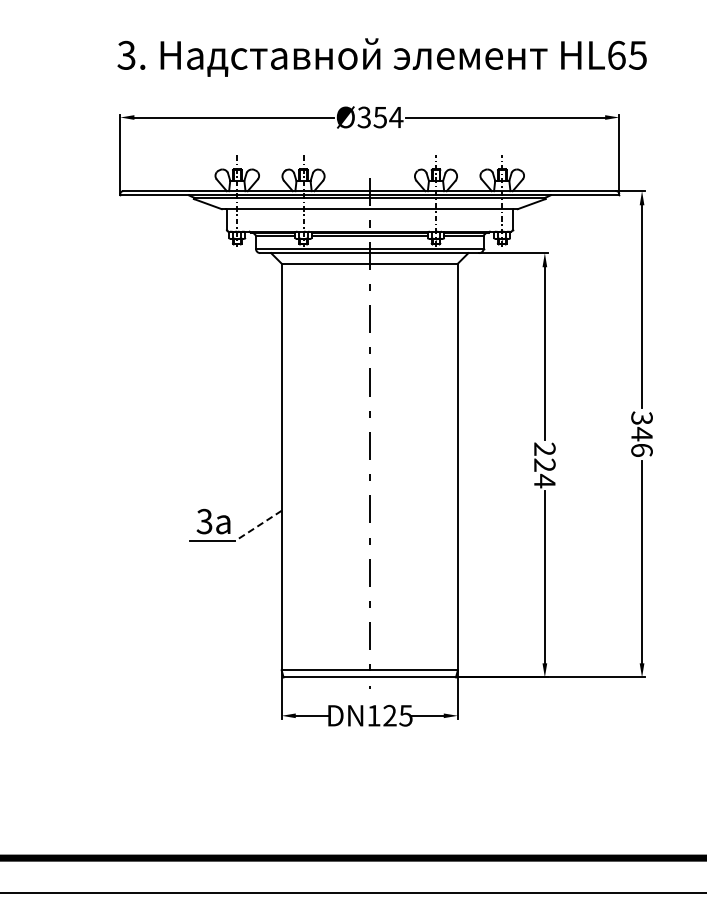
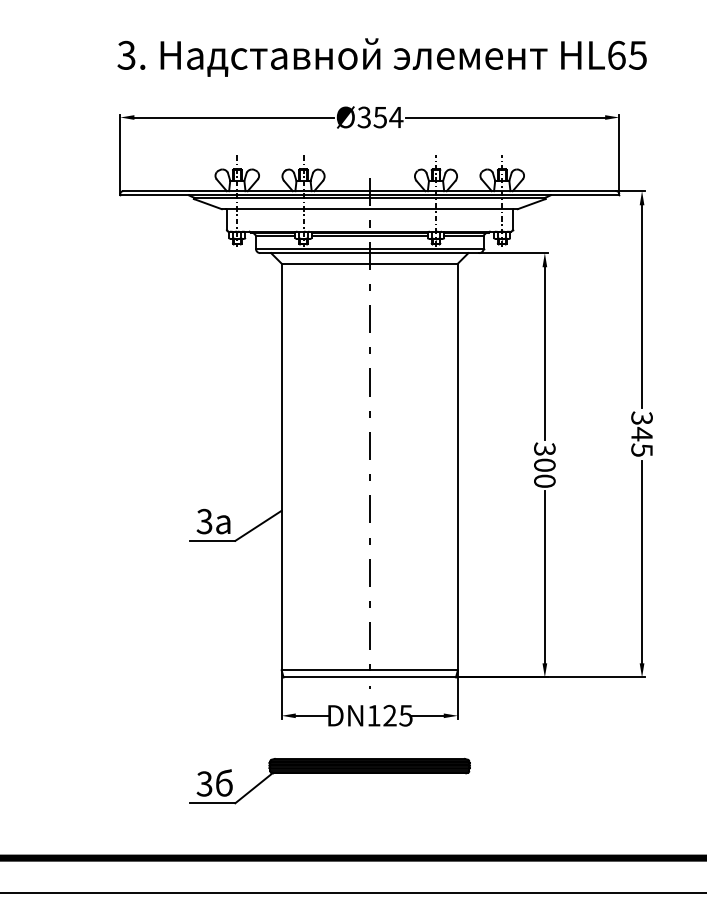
text: 346 -> 345 (641, 449)
text: 224 -> 300 (544, 465)
line: dashed -> solid (258, 525)
part: none -> present (329, 773)
